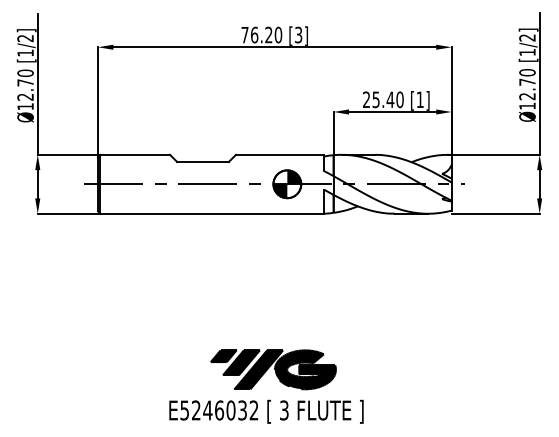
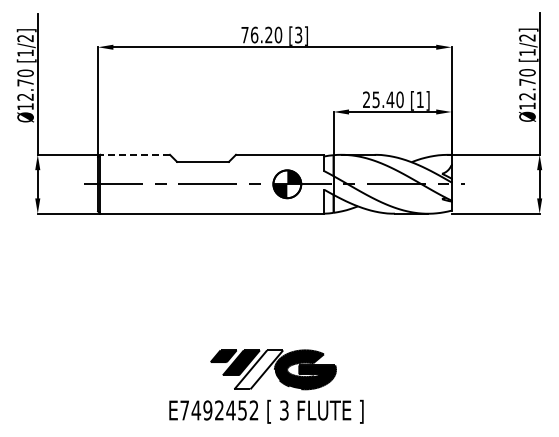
line: solid -> dashed (135, 154)
fill: present -> none (258, 369)
text: E5246032 -> E7492452 (213, 410)
